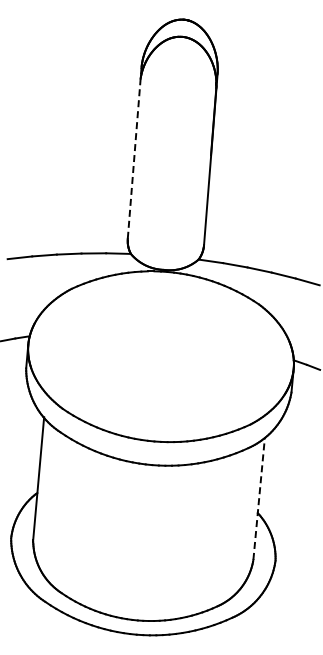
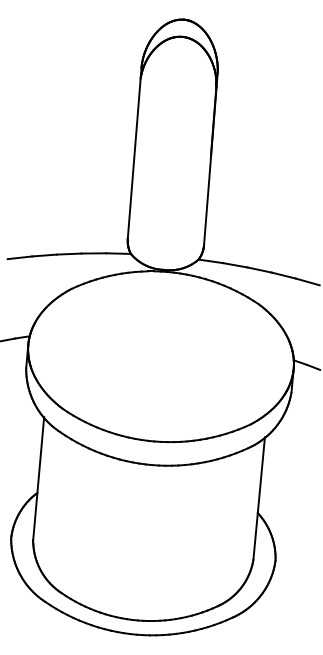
line: dashed -> solid (134, 153)
line: dashed -> solid (259, 498)
